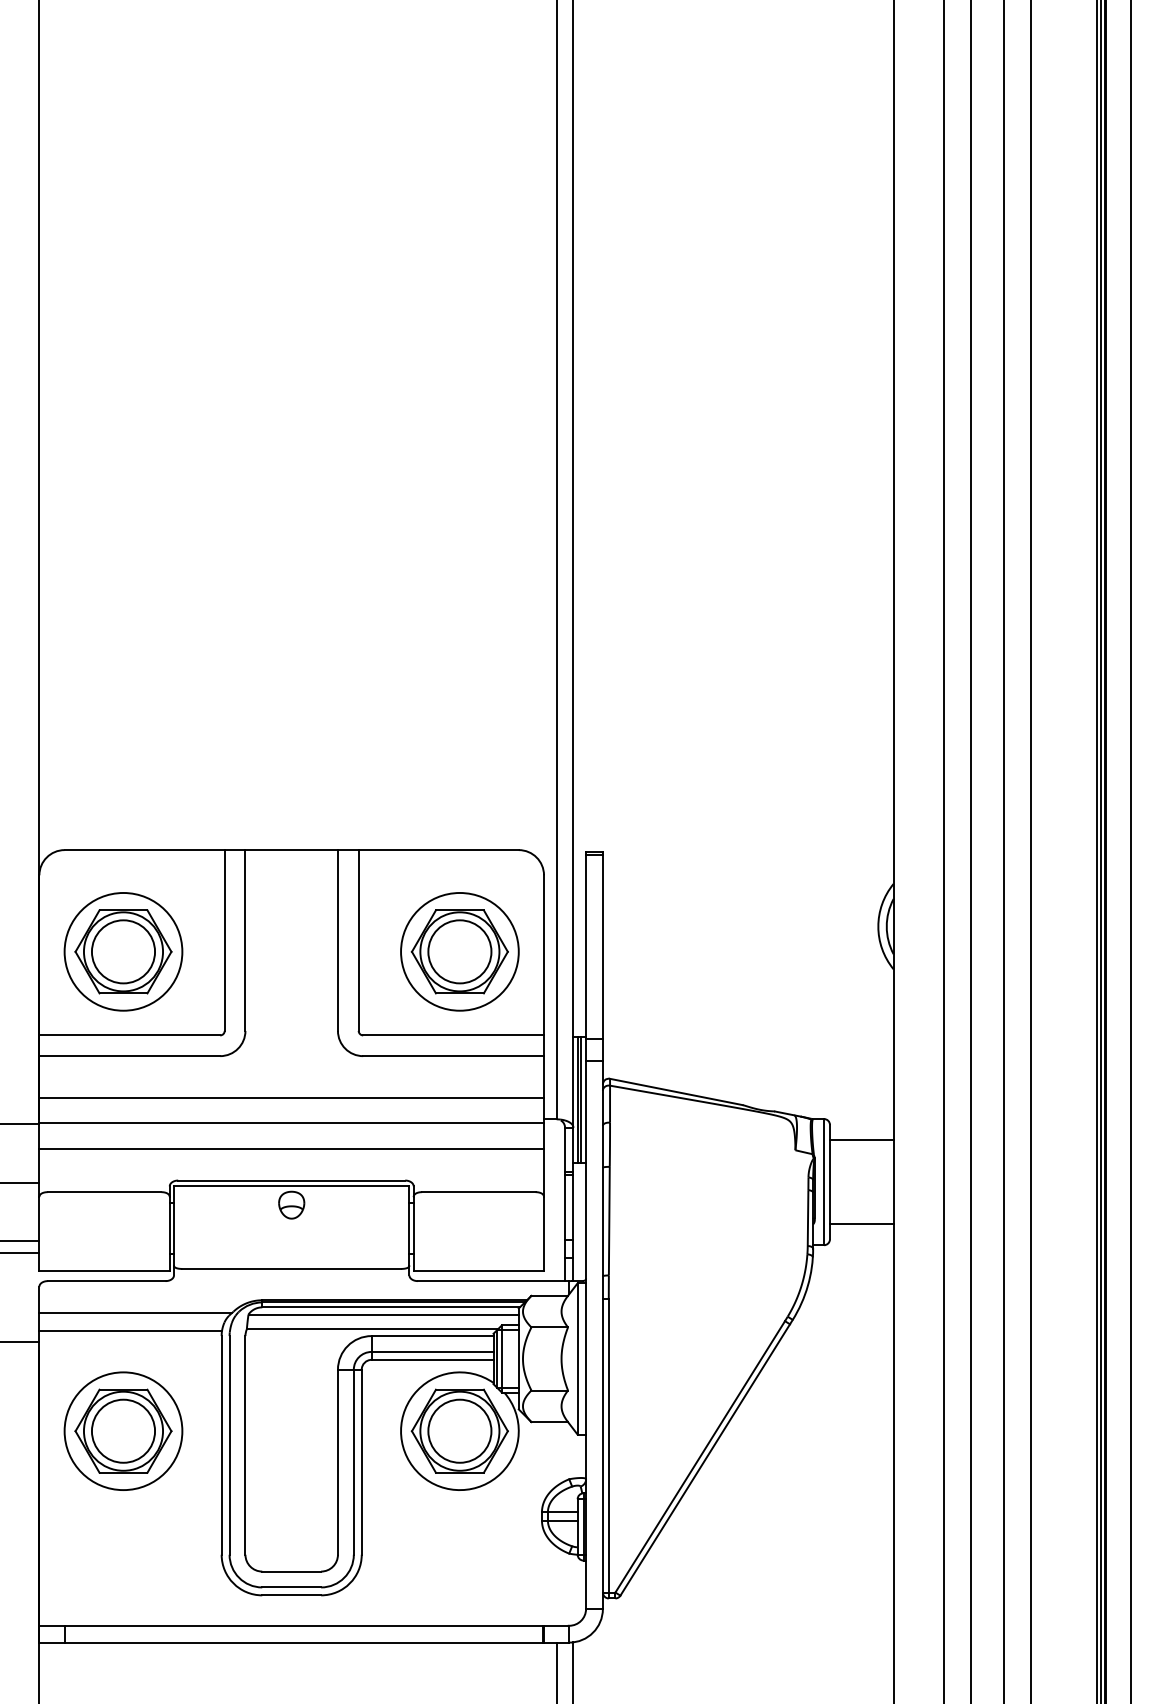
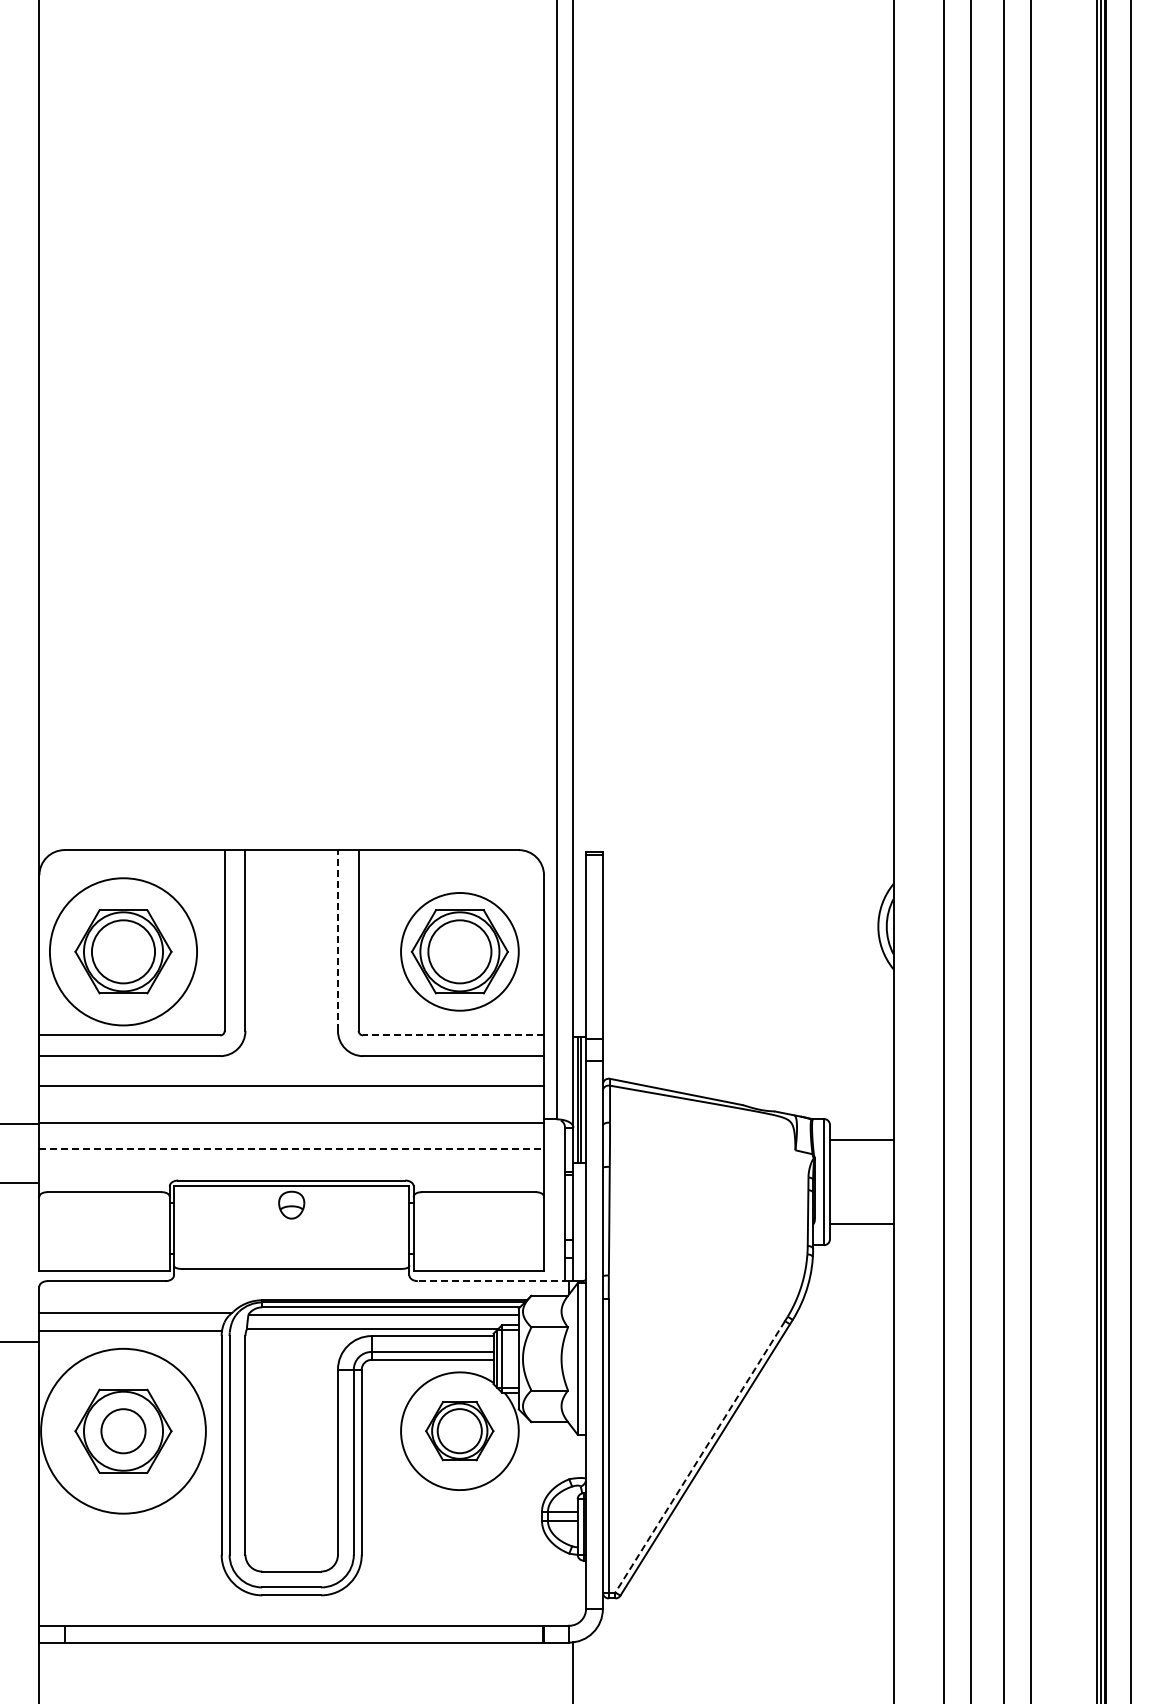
line: solid -> dashed (337, 940)
circle diameter: 118 px -> 147 px (123, 951)
line: solid -> dashed (453, 1035)
line position: (291, 1098) -> (291, 1086) (291, 1086)
line: solid -> dashed (292, 1149)
line: present -> none (20, 1240)
line: present -> none (20, 1252)
line: solid -> dashed (493, 1281)
circle diameter: 63 px -> 44 px (123, 1431)
part size: 99x86 px -> 70x61 px (459, 1431)
circle diameter: 118 px -> 165 px (123, 1430)
line: solid -> dashed (699, 1457)
line: present -> none (556, 1671)
